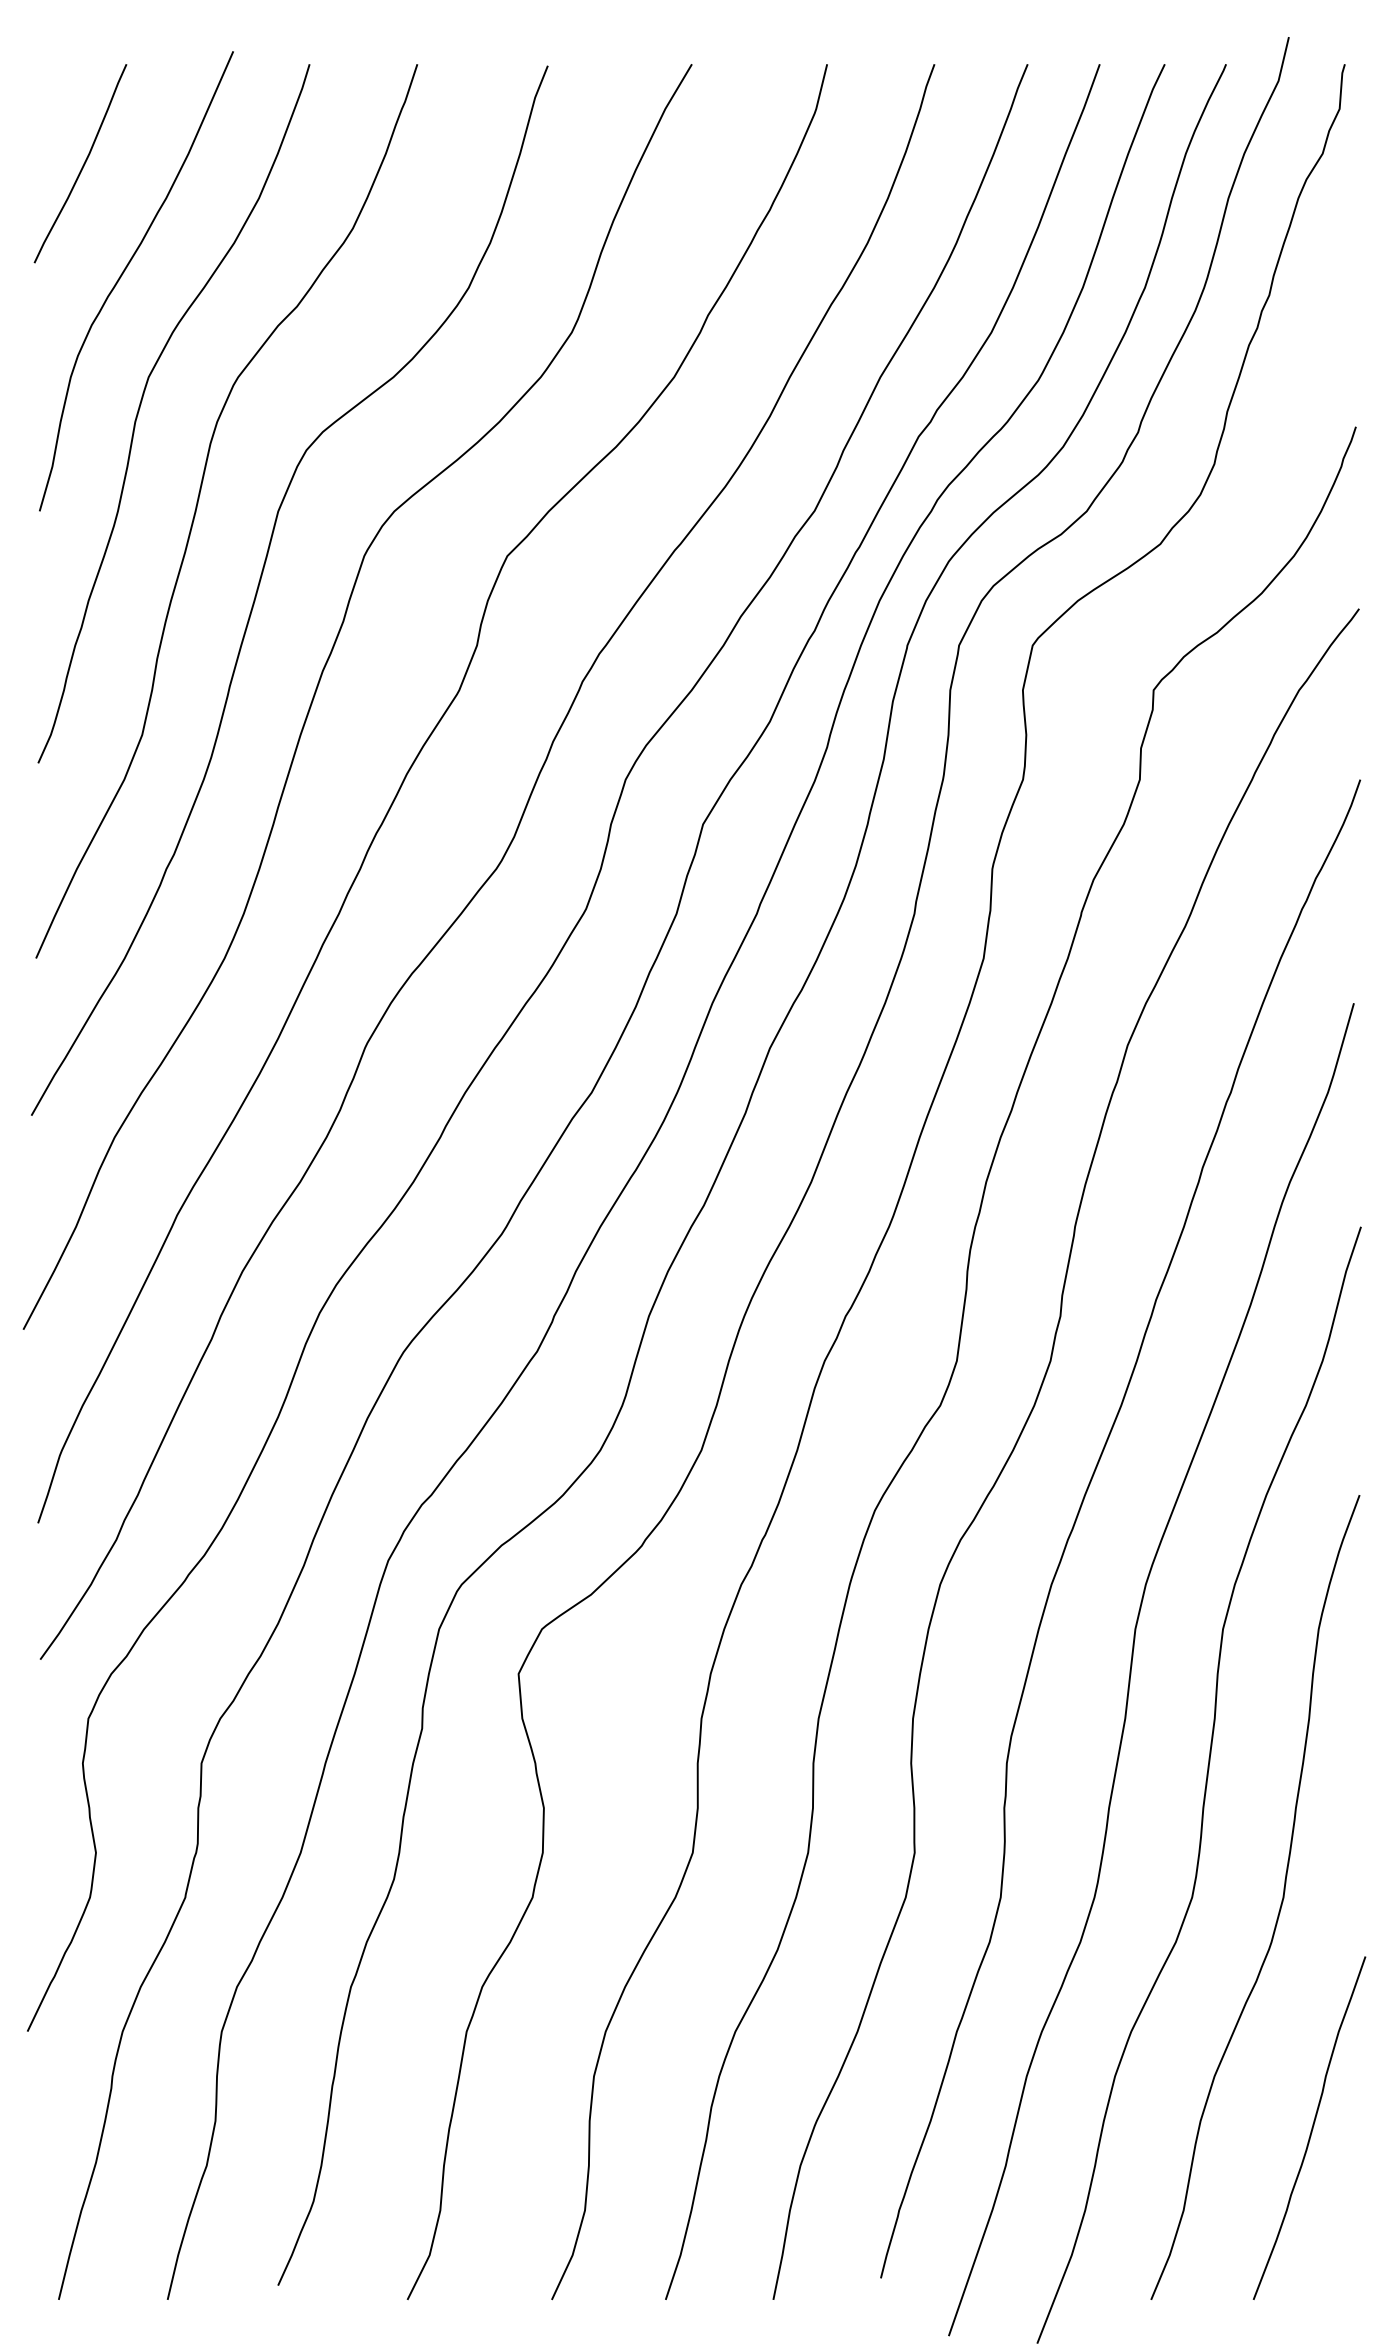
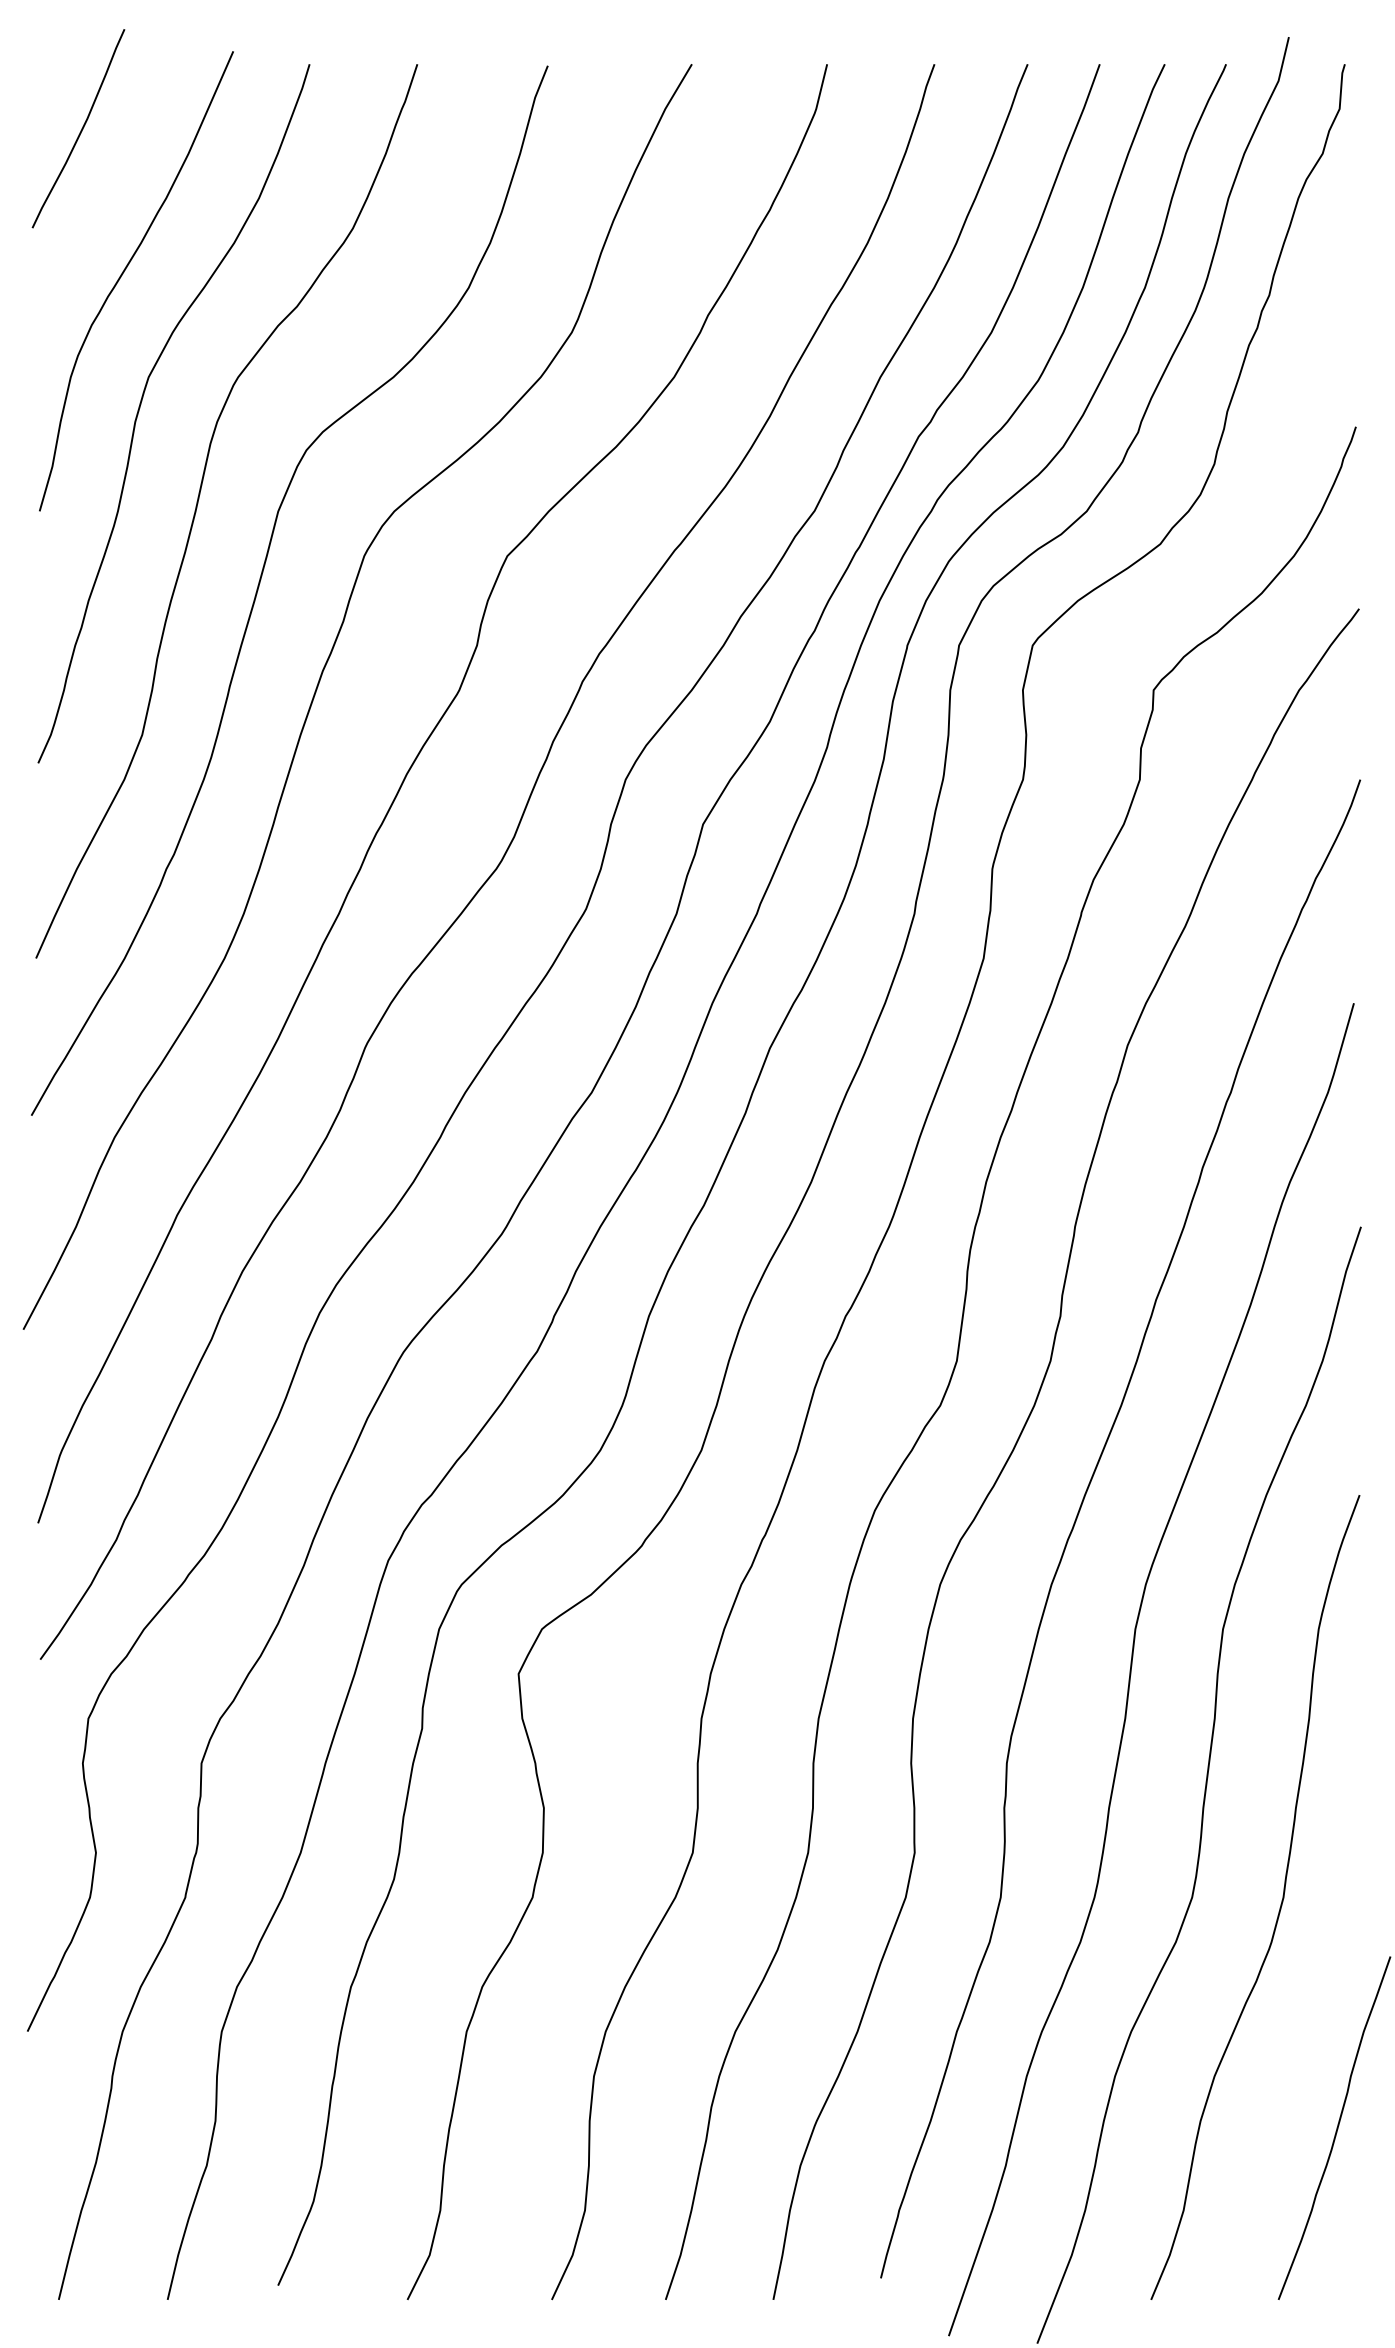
curve position: (82, 165) -> (80, 130) (80, 130)
curve position: (1311, 2127) -> (1336, 2127) (1336, 2127)
